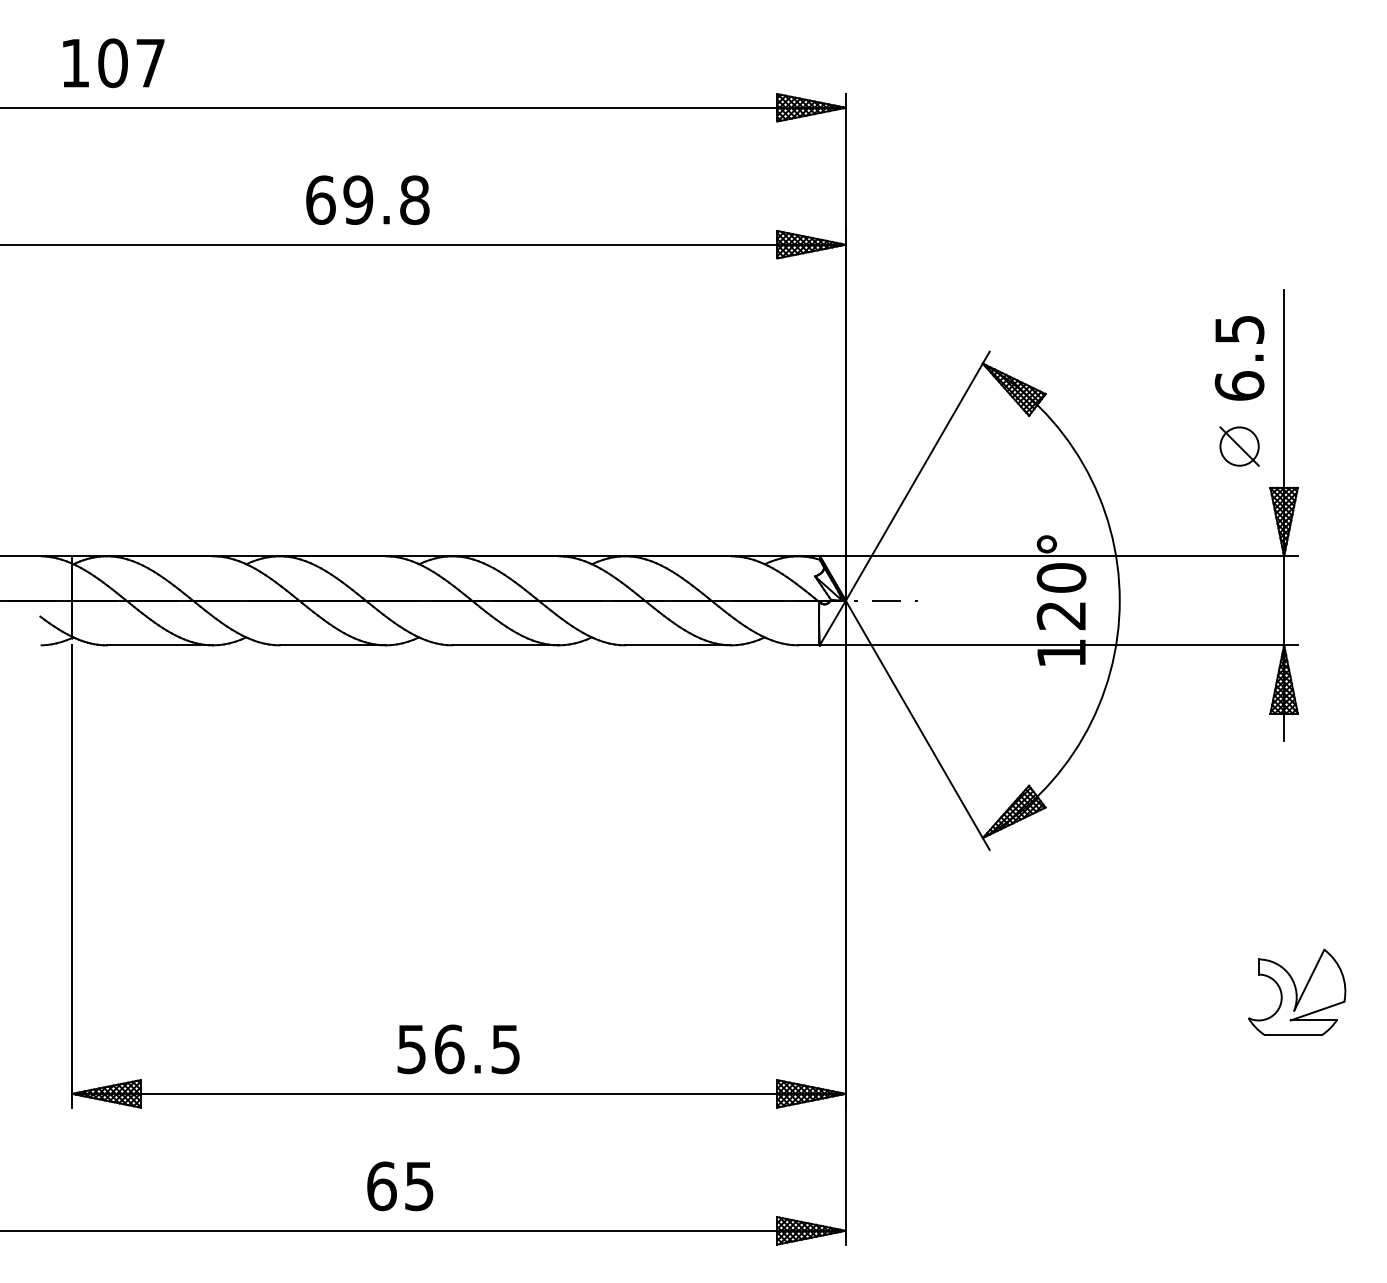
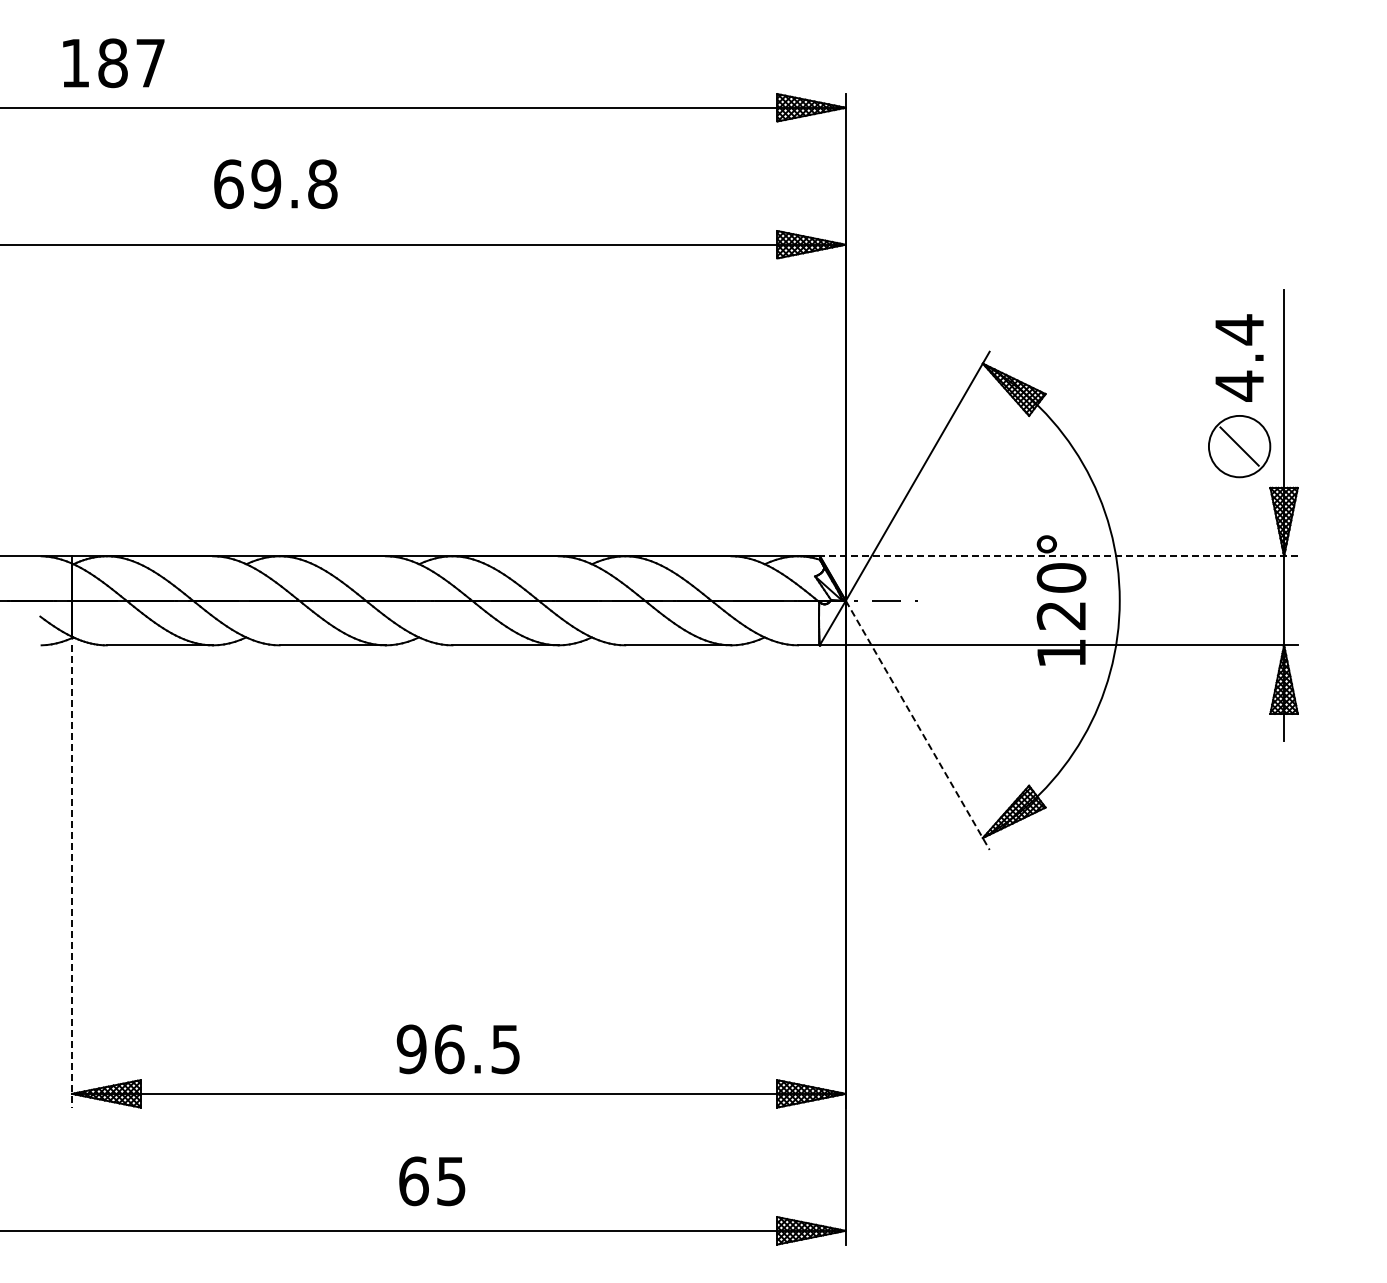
text: 107 -> 187 (112, 62)
text position: (367, 199) -> (275, 183) (275, 183)
text: 6.5 -> 4.4 (1239, 357)
circle diameter: 38 px -> 61 px (1239, 446)
line: solid -> dashed (1058, 556)
line: solid -> dashed (917, 725)
line: solid -> dashed (72, 876)
part: present -> none (1297, 991)
text: 56.5 -> 96.5 (411, 1048)
text position: (400, 1186) -> (432, 1181) (432, 1181)
